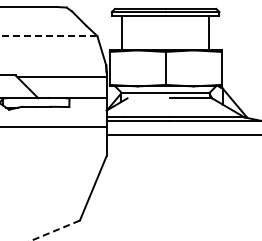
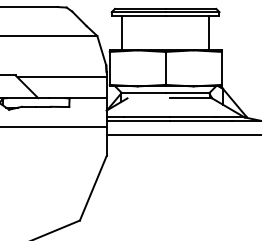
line: dashed -> solid (48, 36)
line: dashed -> solid (55, 230)
